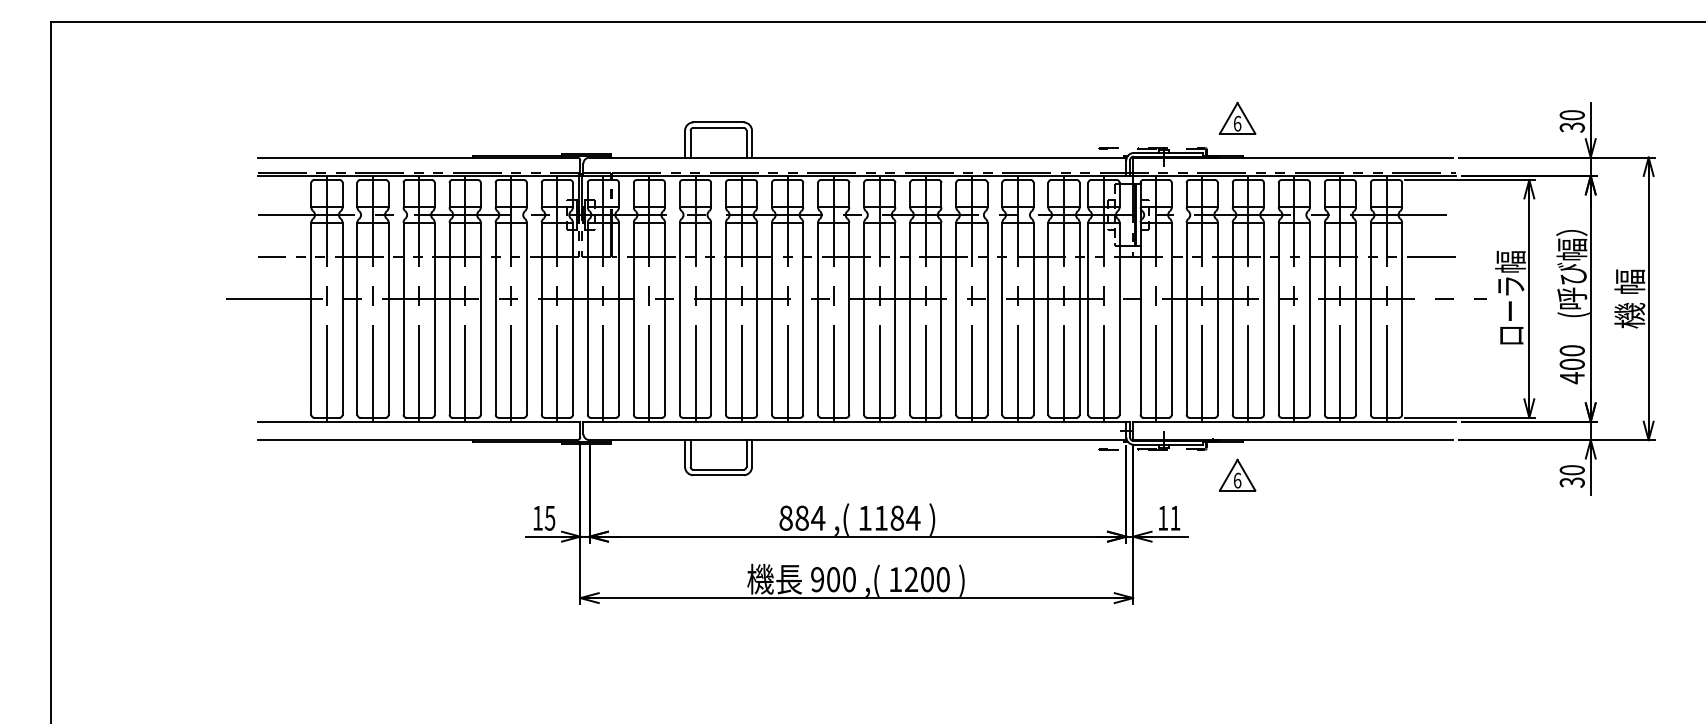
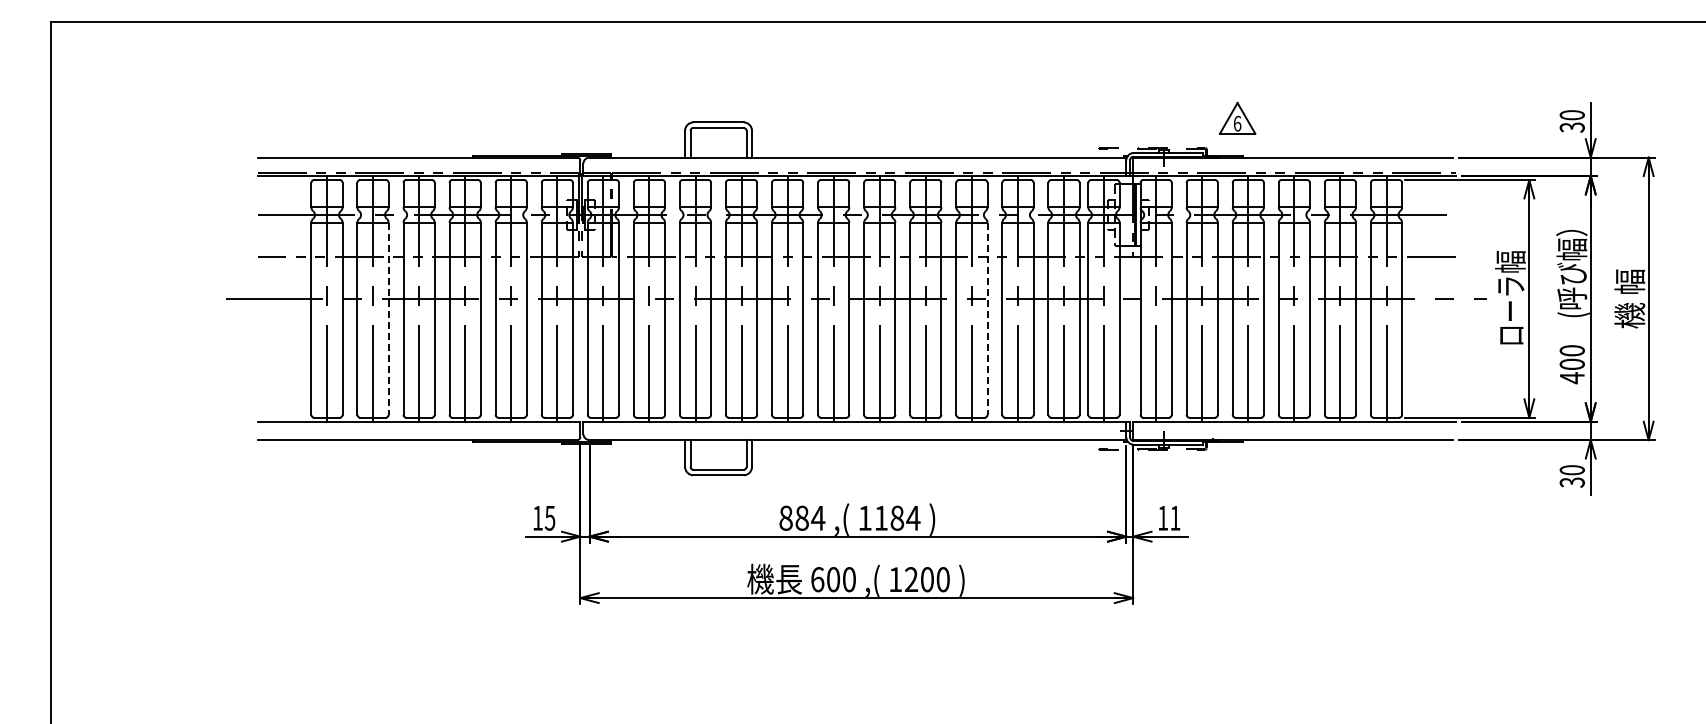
line: solid -> dashed (388, 319)
line: solid -> dashed (987, 319)
part: present -> none (1237, 474)
text: 900 -> 600 (817, 579)
